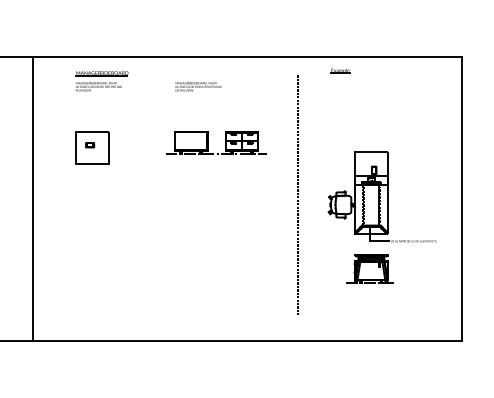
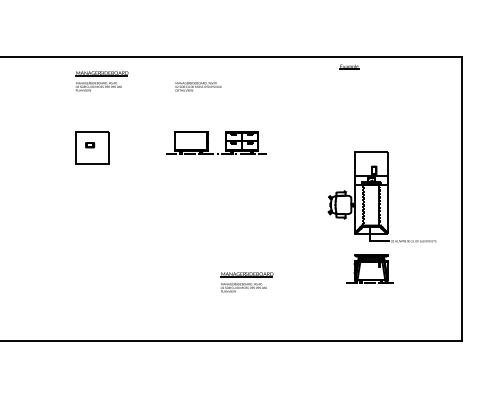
part position: (340, 70) -> (349, 66) (349, 66)
line: present -> none (297, 195)
line: present -> none (32, 198)
part: none -> present (246, 282)
